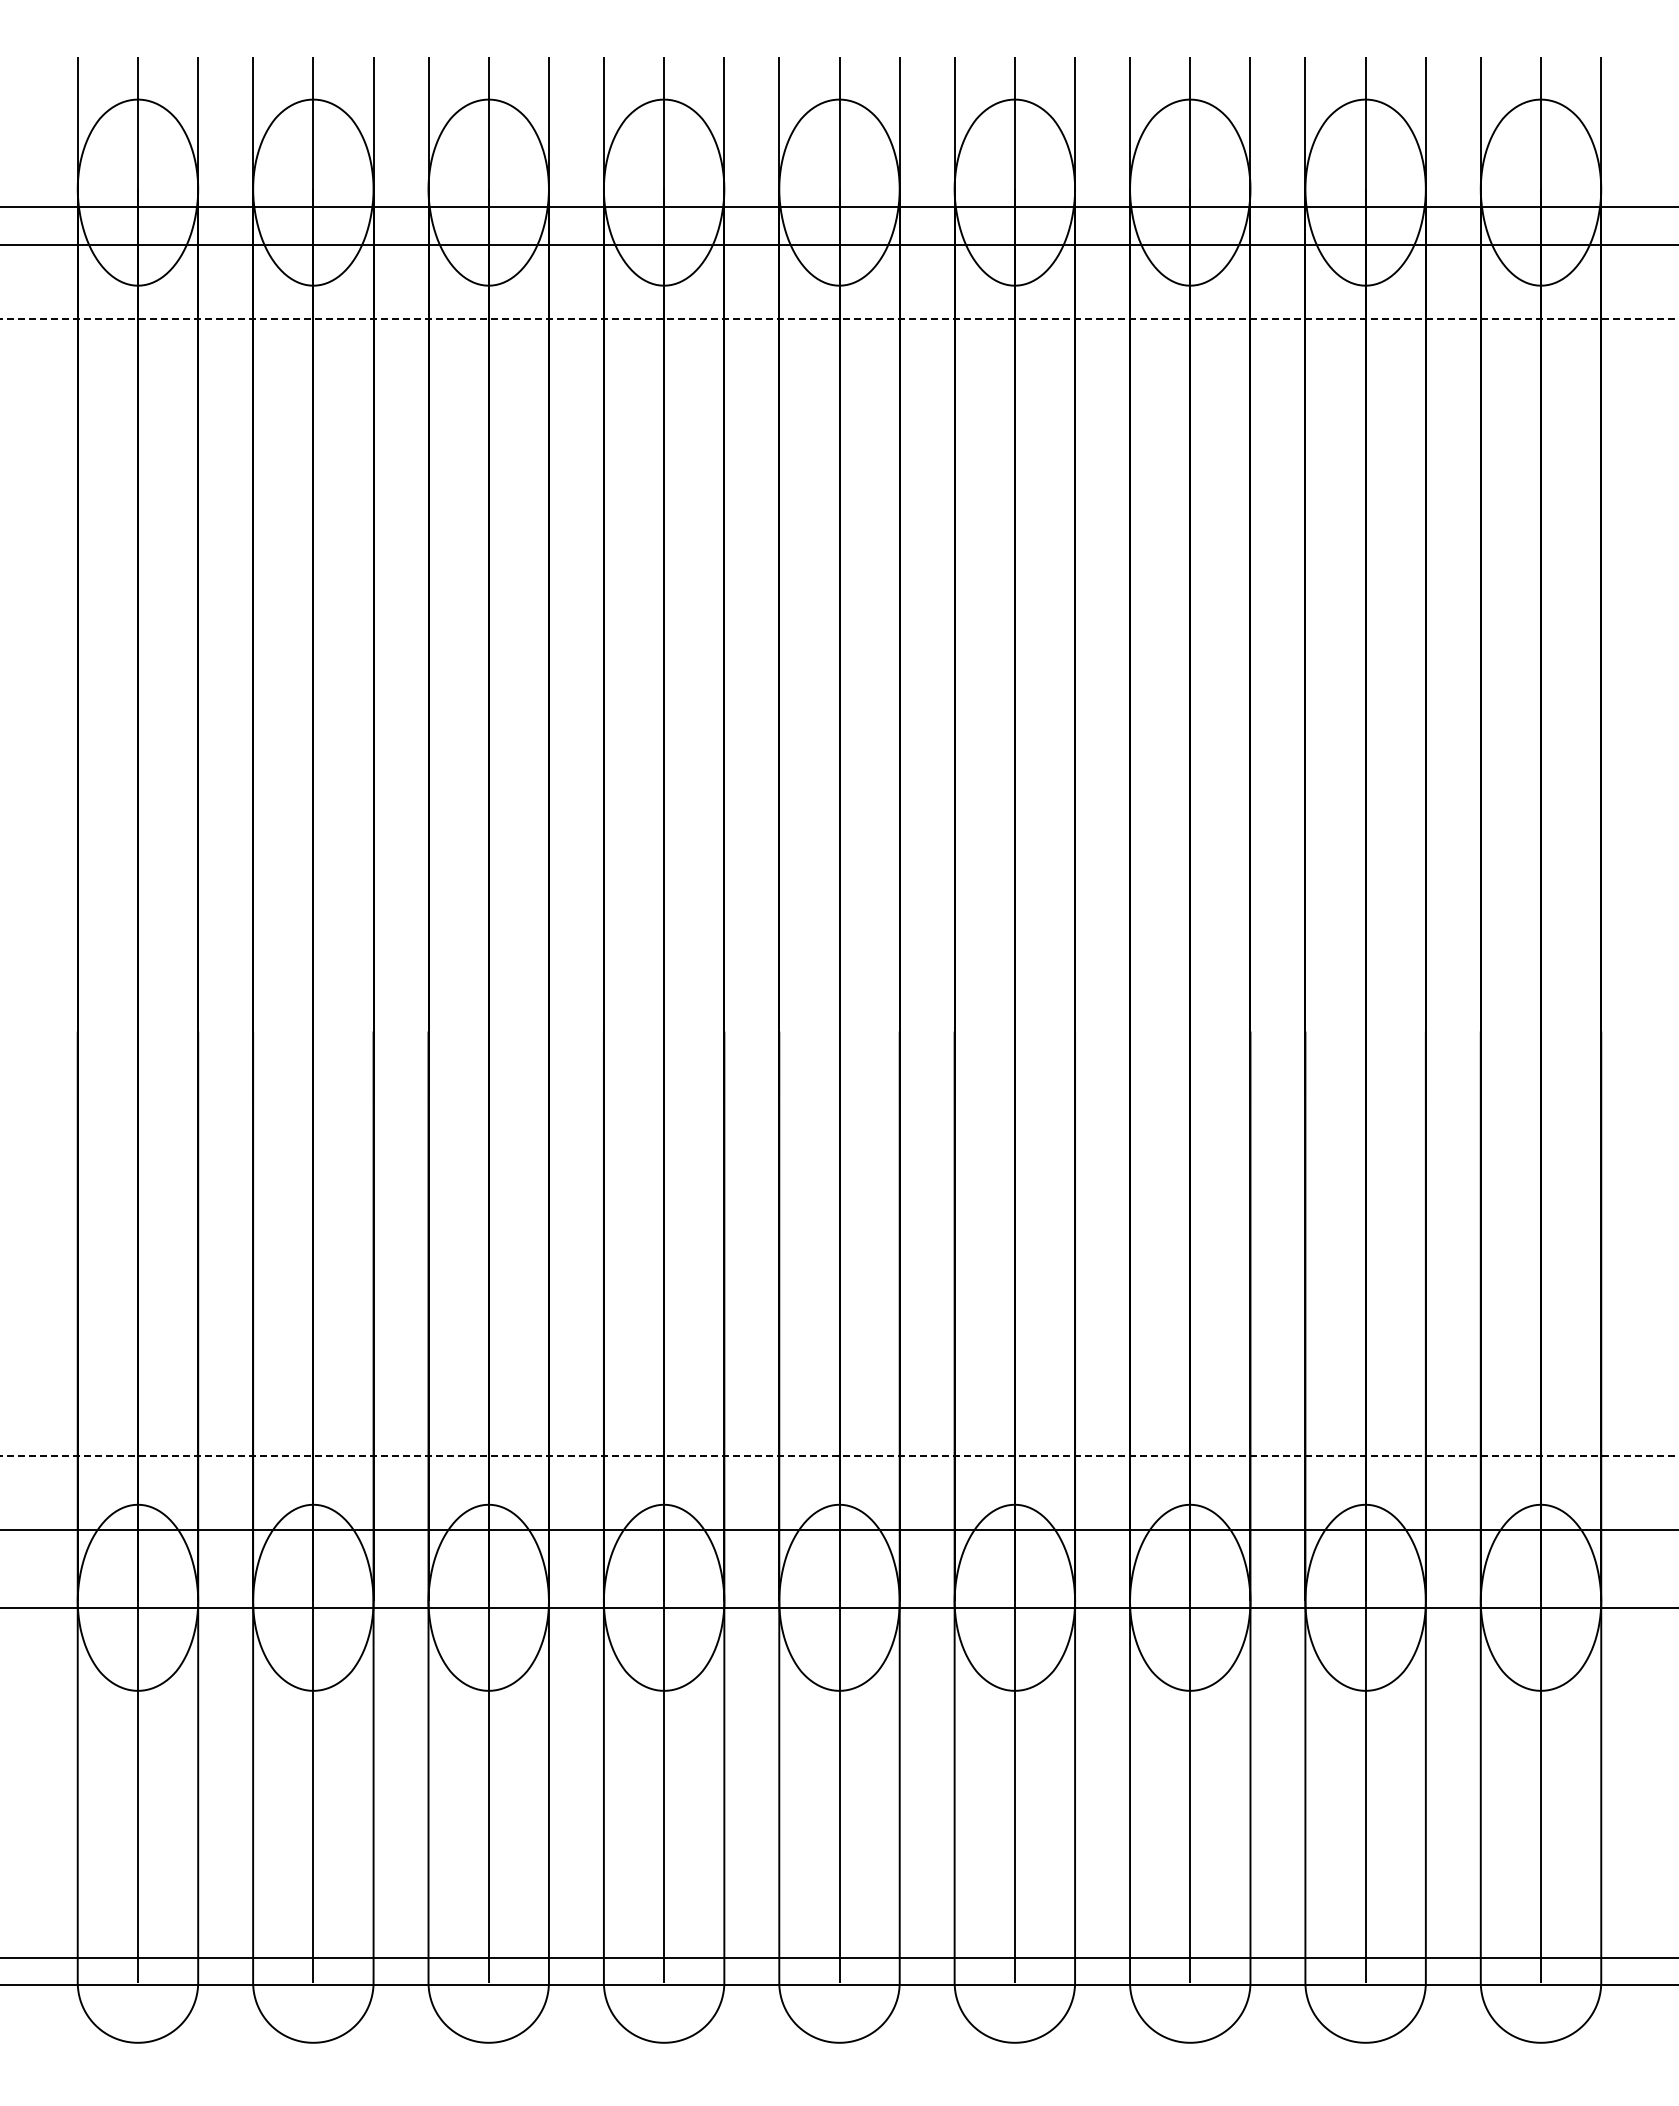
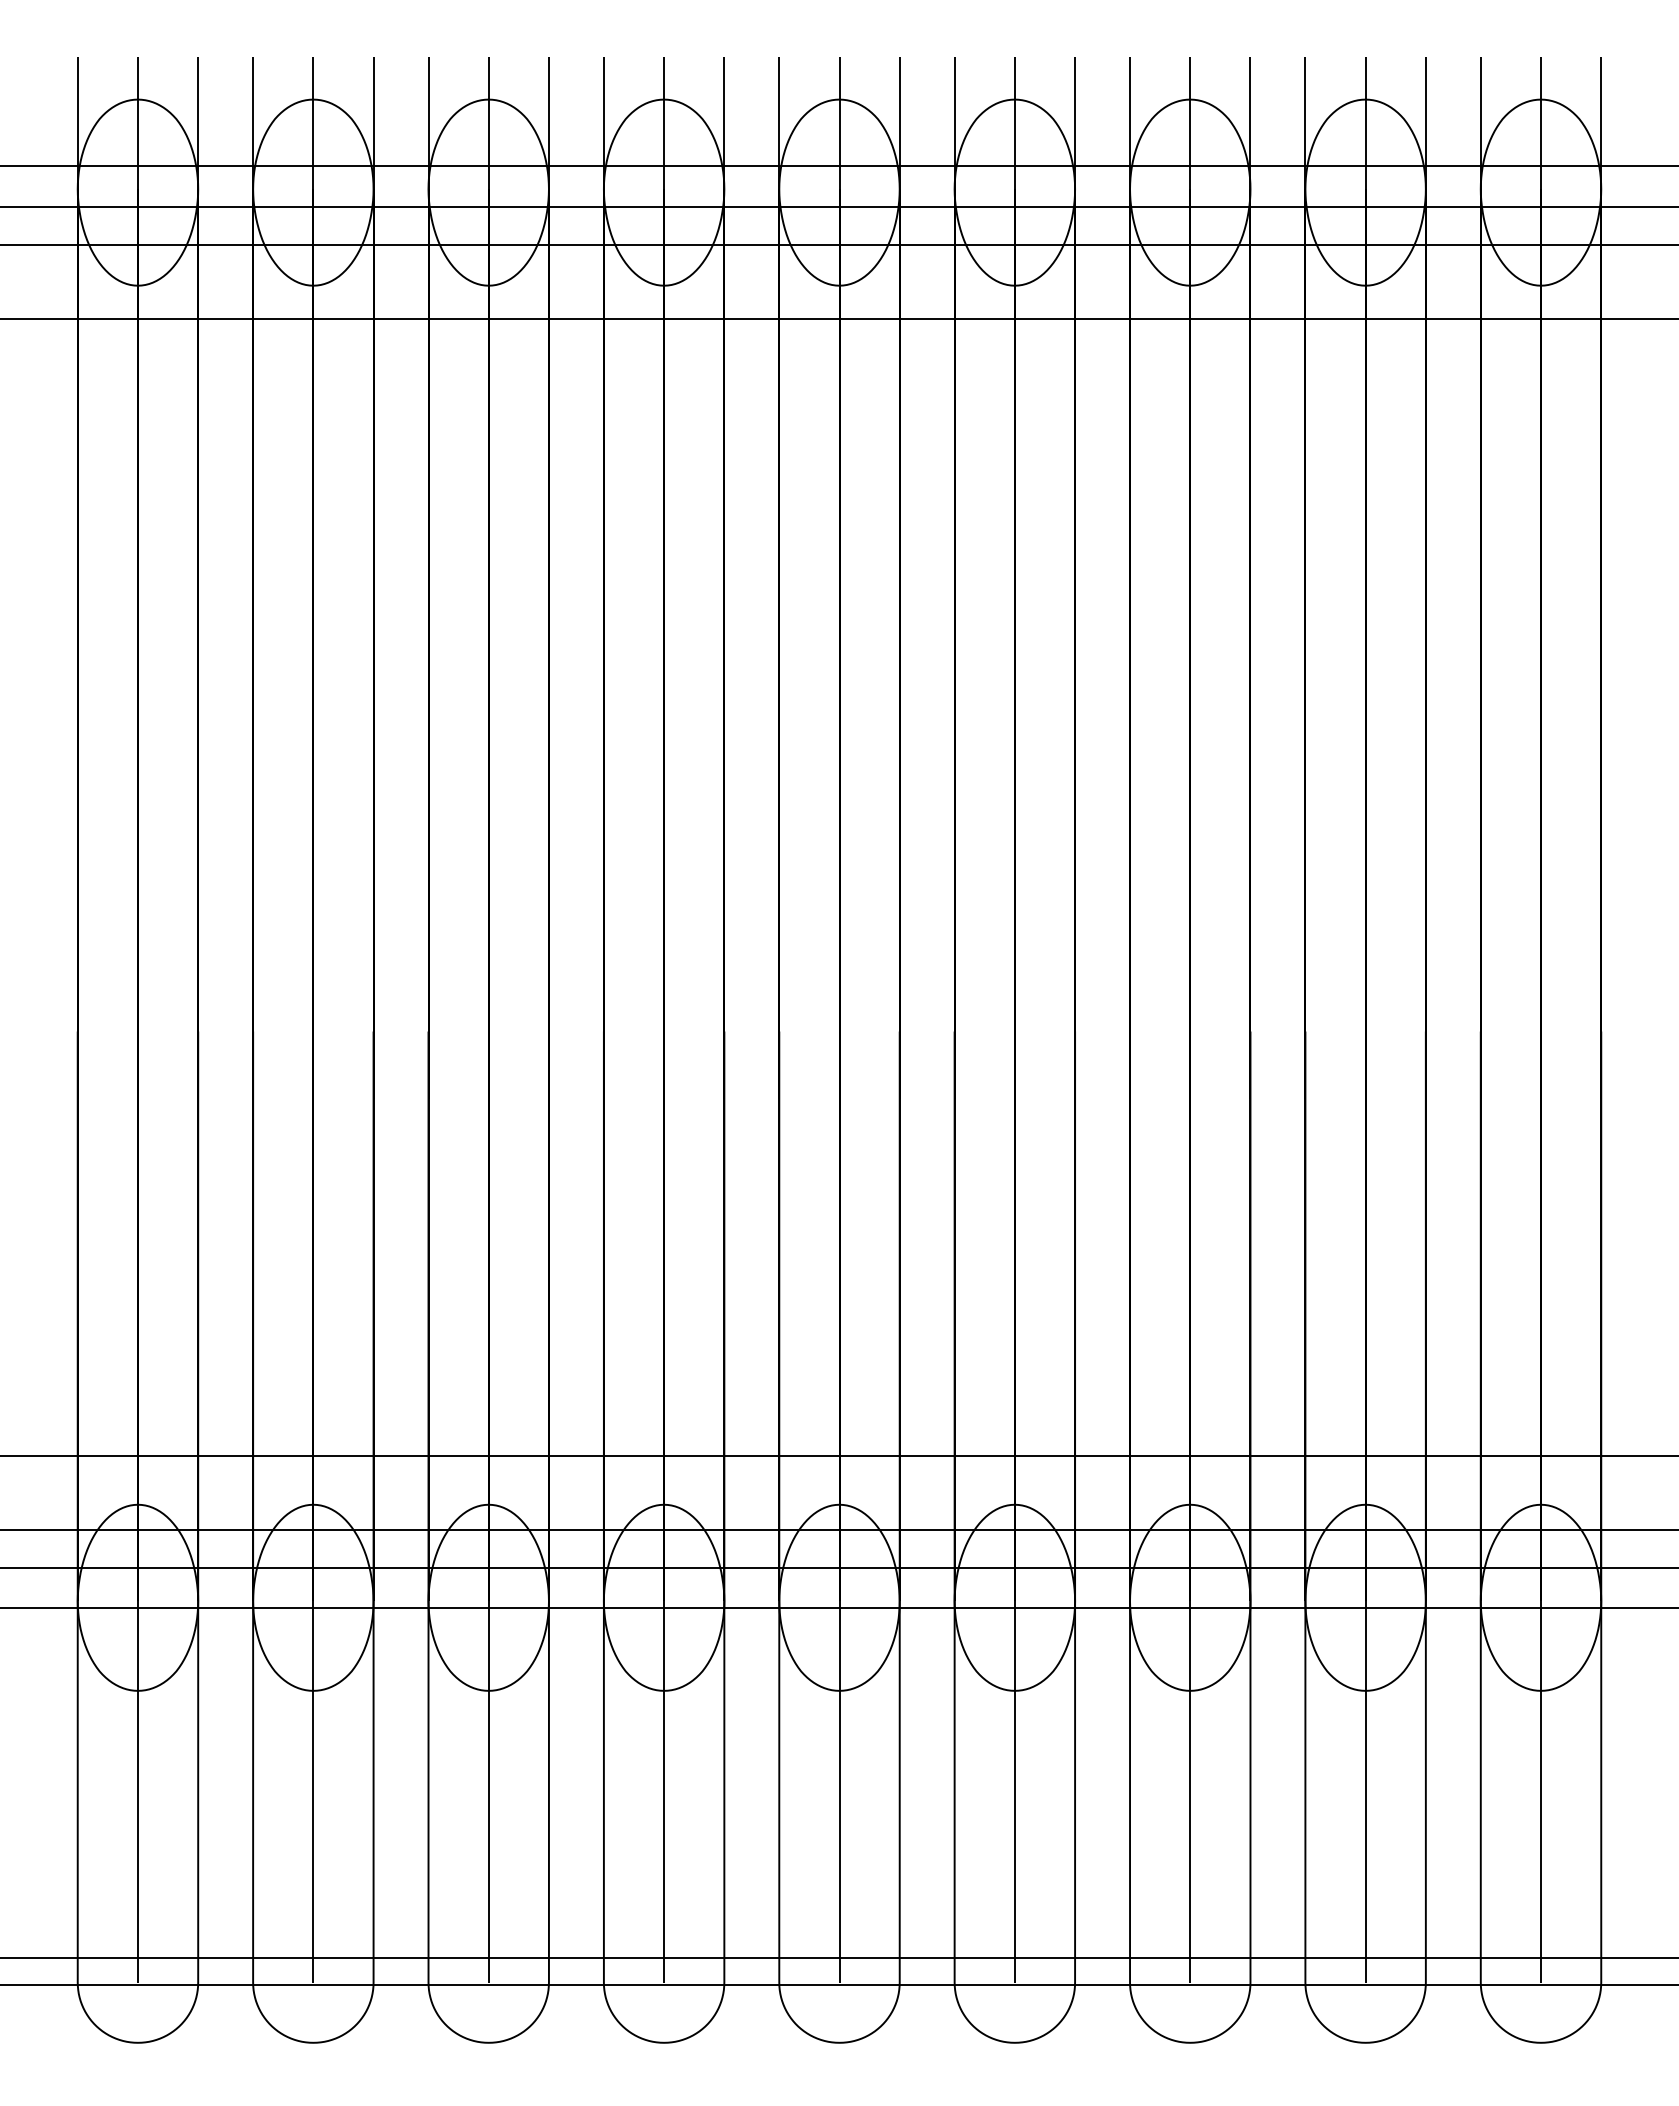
line: none -> present (838, 166)
line: dashed -> solid (839, 318)
line: dashed -> solid (839, 1456)
line: none -> present (838, 1567)
